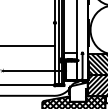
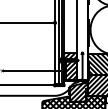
line position: (28, 45) -> (28, 22) (28, 22)
hatch: none -> present (70, 66)
hatch: none -> present (78, 92)
